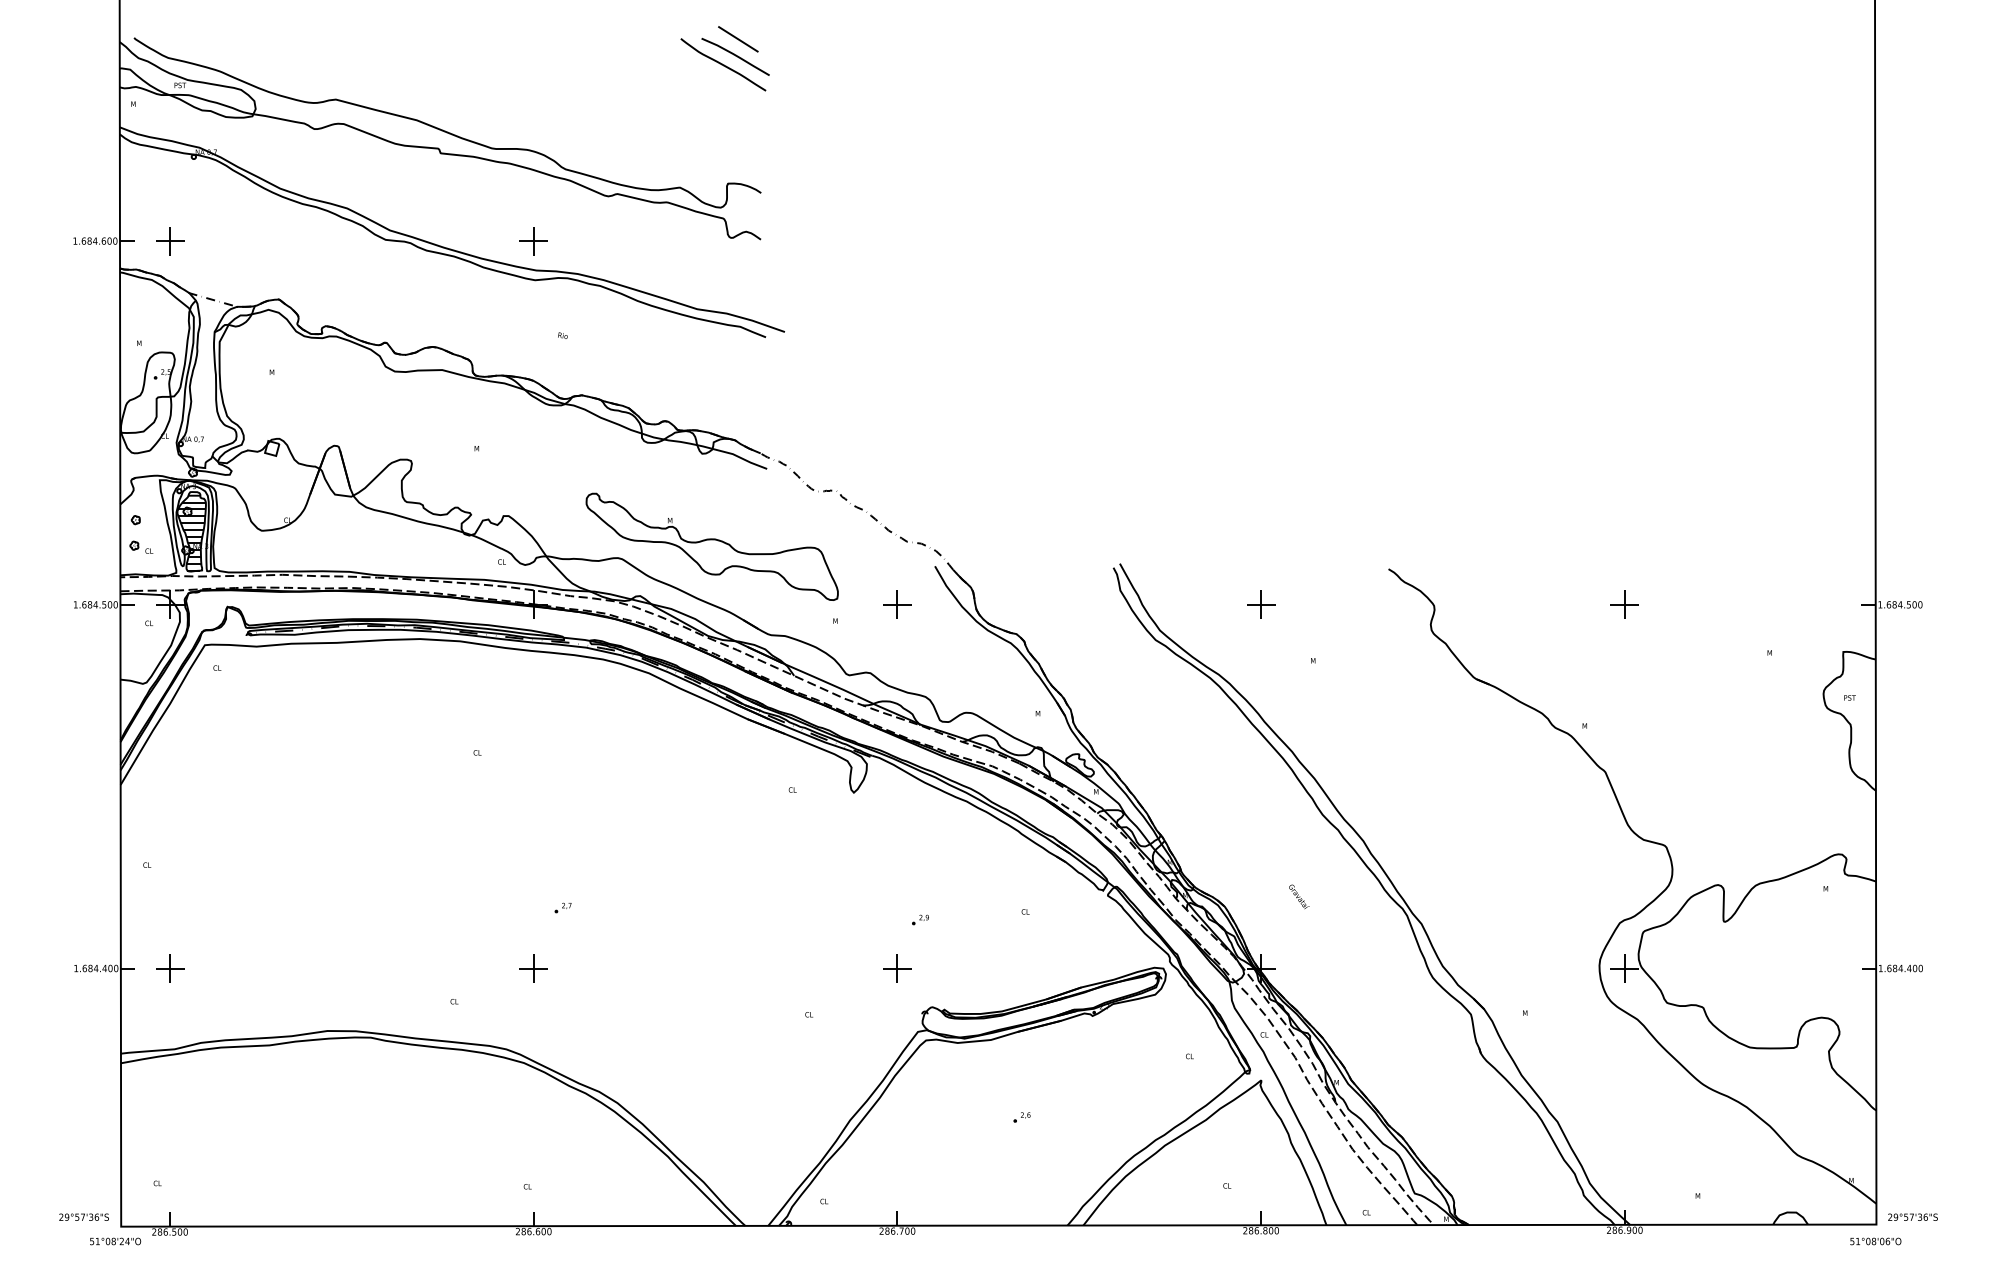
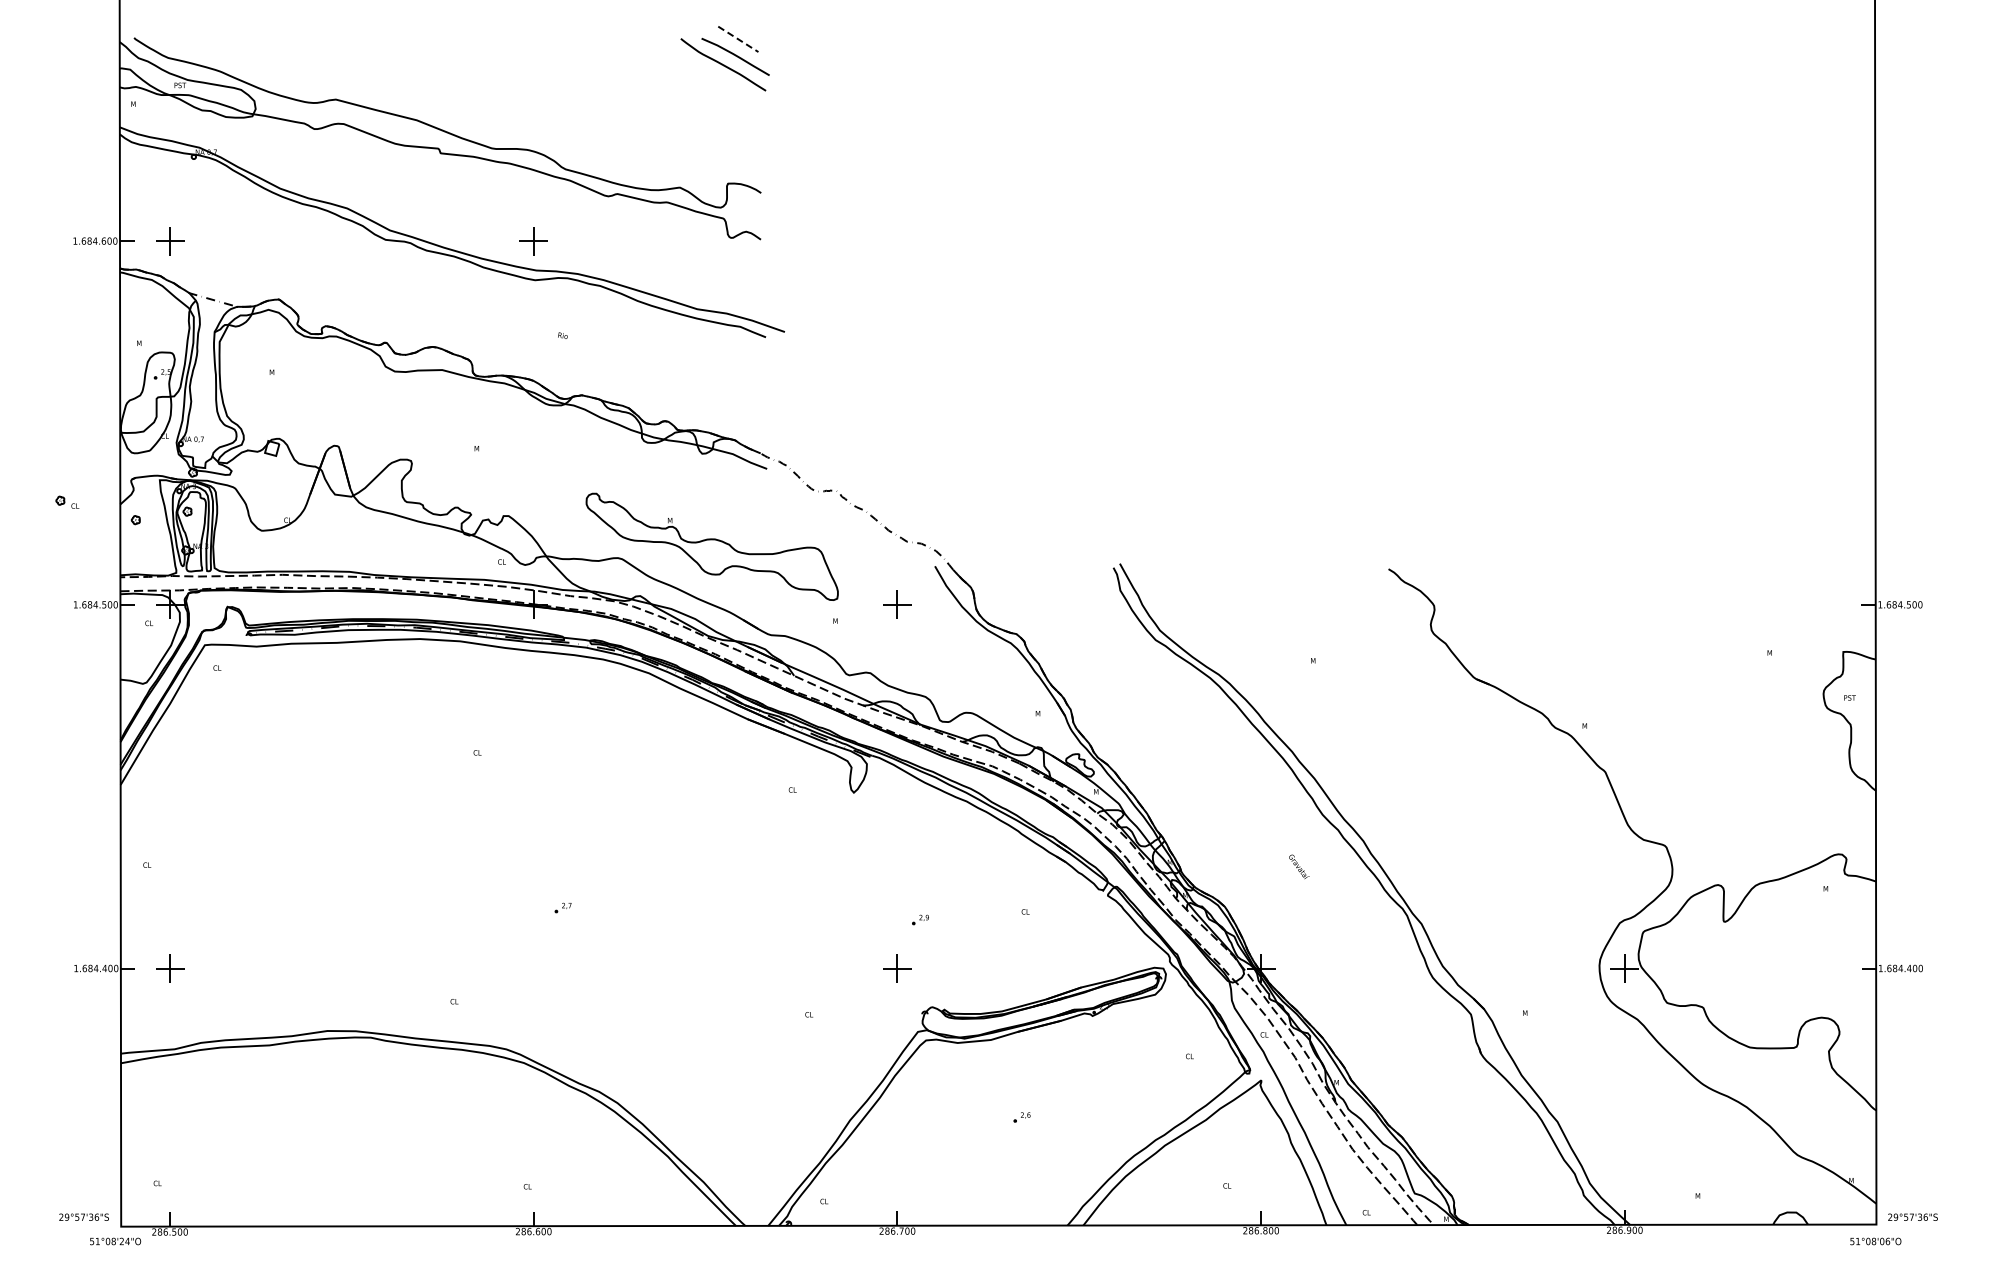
line: solid -> dashed (738, 39)
hatch: present -> none (191, 532)
part position: (141, 546) -> (67, 501) (67, 501)
part: present -> none (1261, 604)
part: present -> none (1624, 604)
text position: (1299, 896) -> (1299, 866) (1299, 866)
part: present -> none (533, 968)
